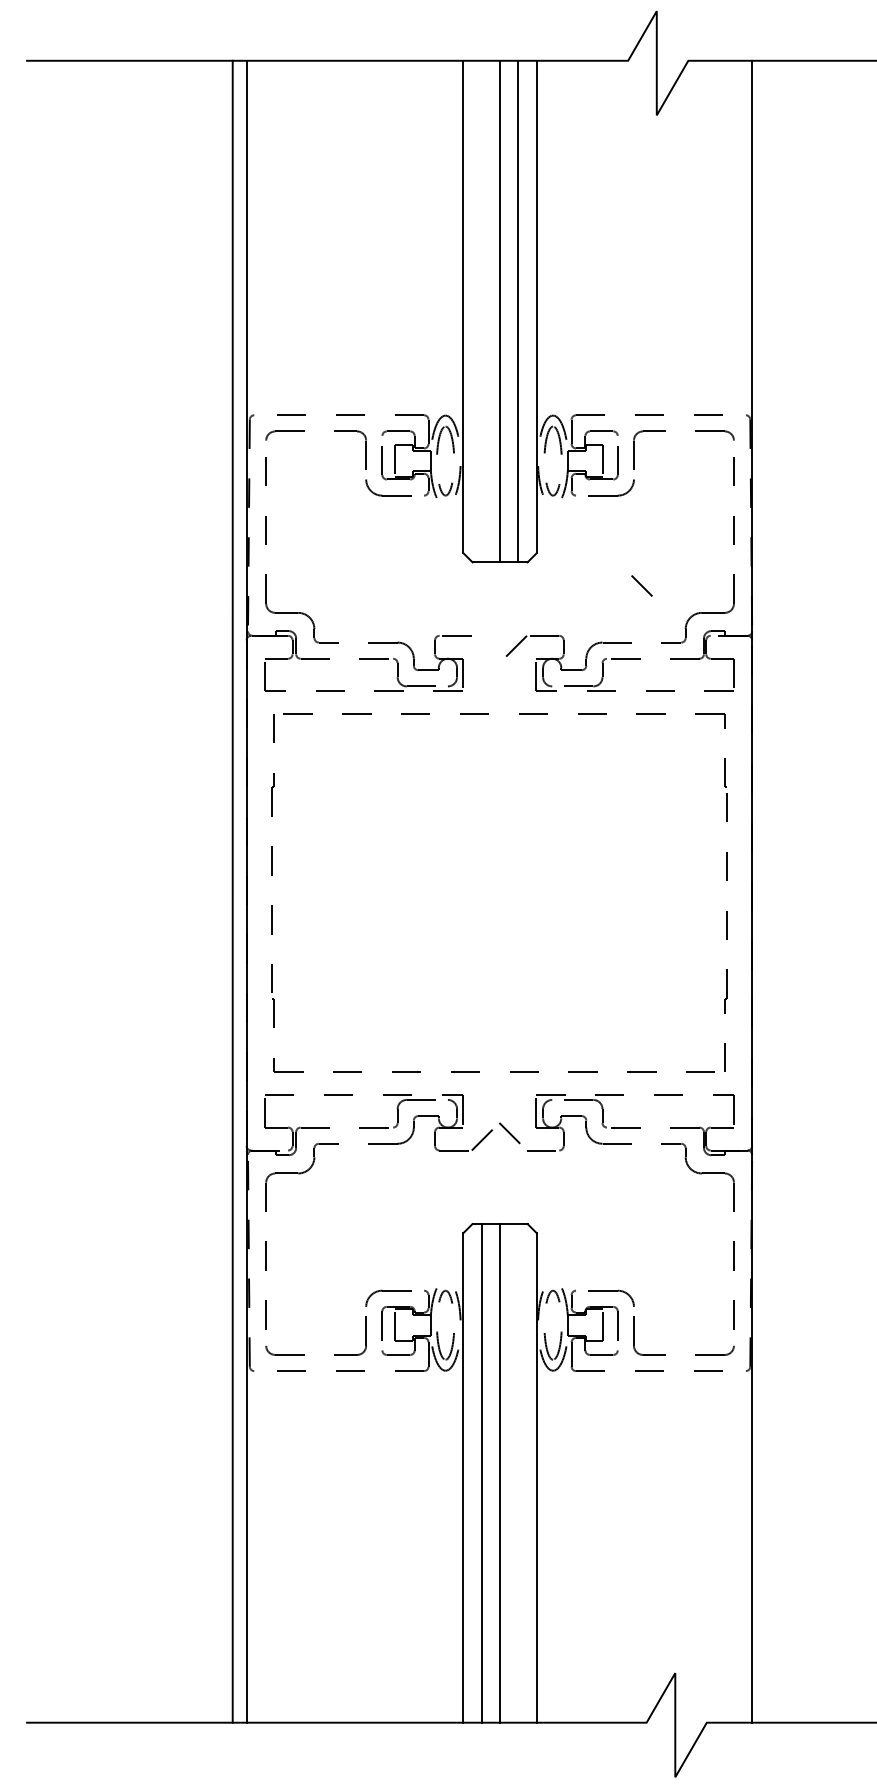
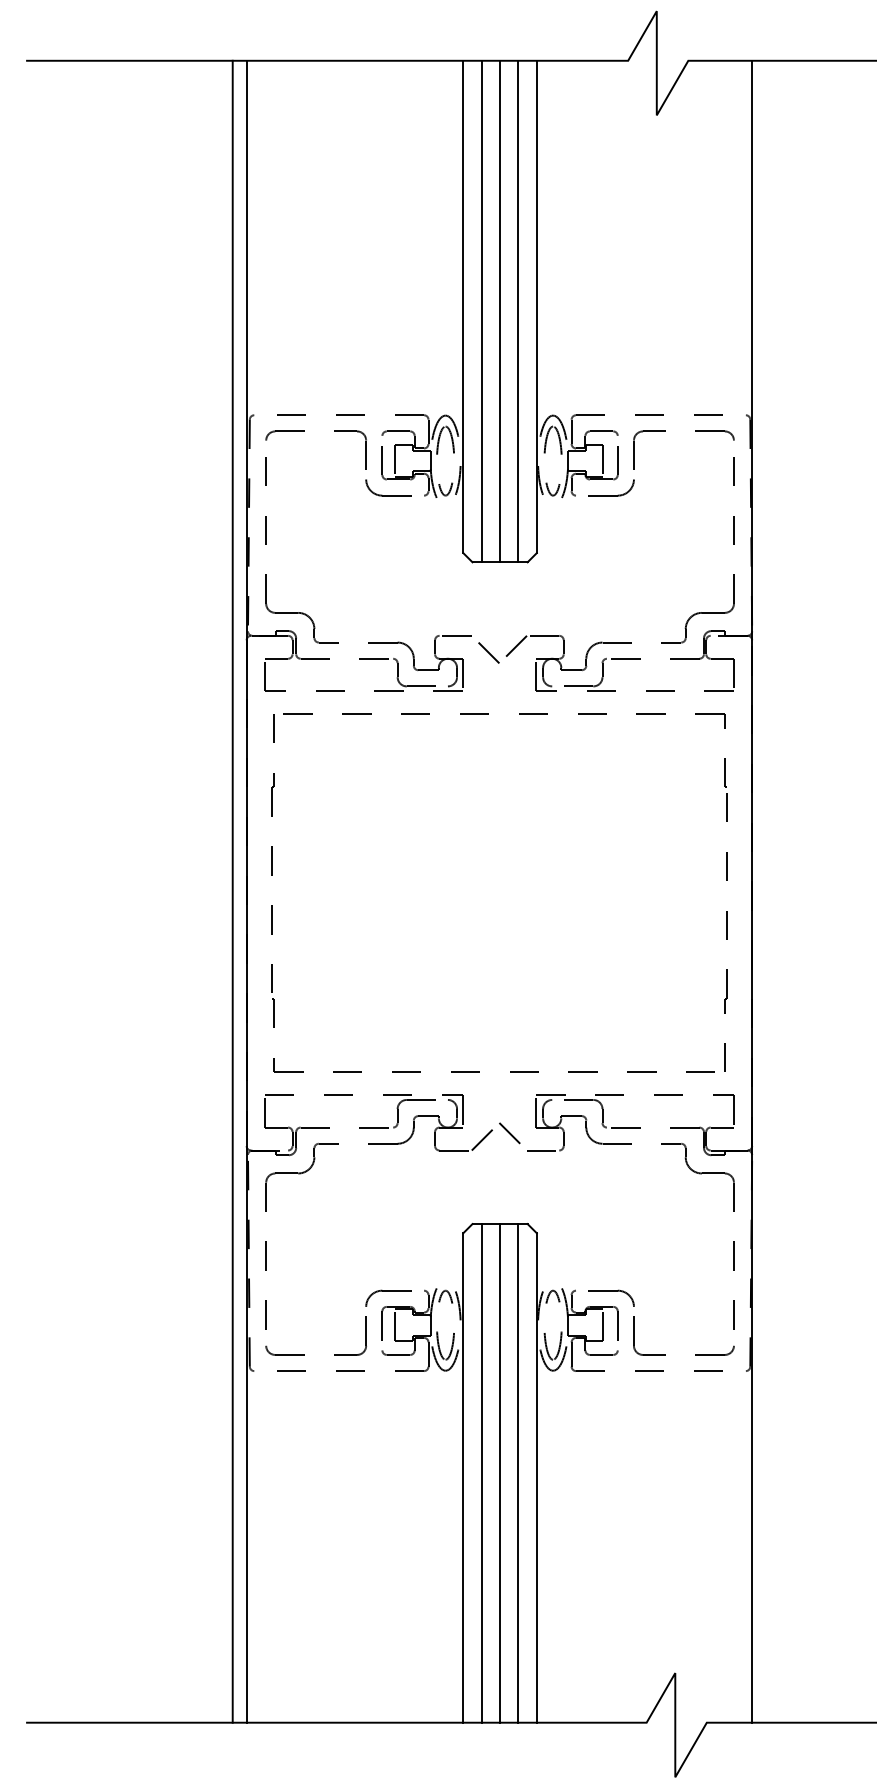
line: none -> present (481, 311)
line position: (641, 585) -> (488, 652) (488, 652)
line: none -> present (518, 1473)
